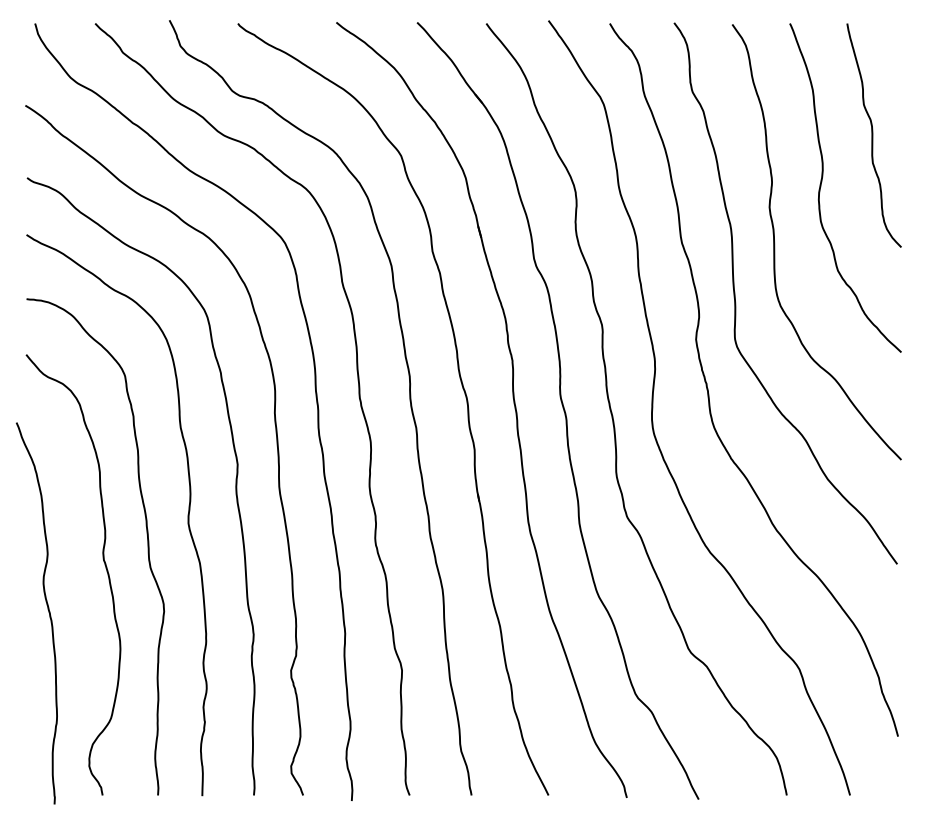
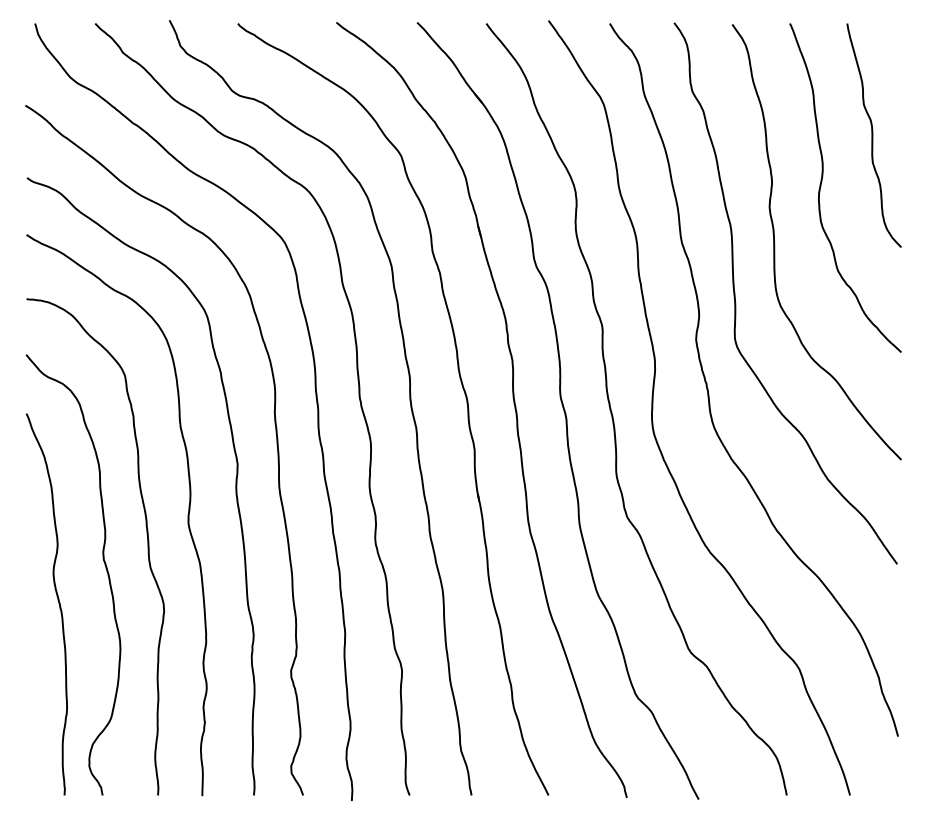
curve position: (47, 609) -> (57, 600) (57, 600)
